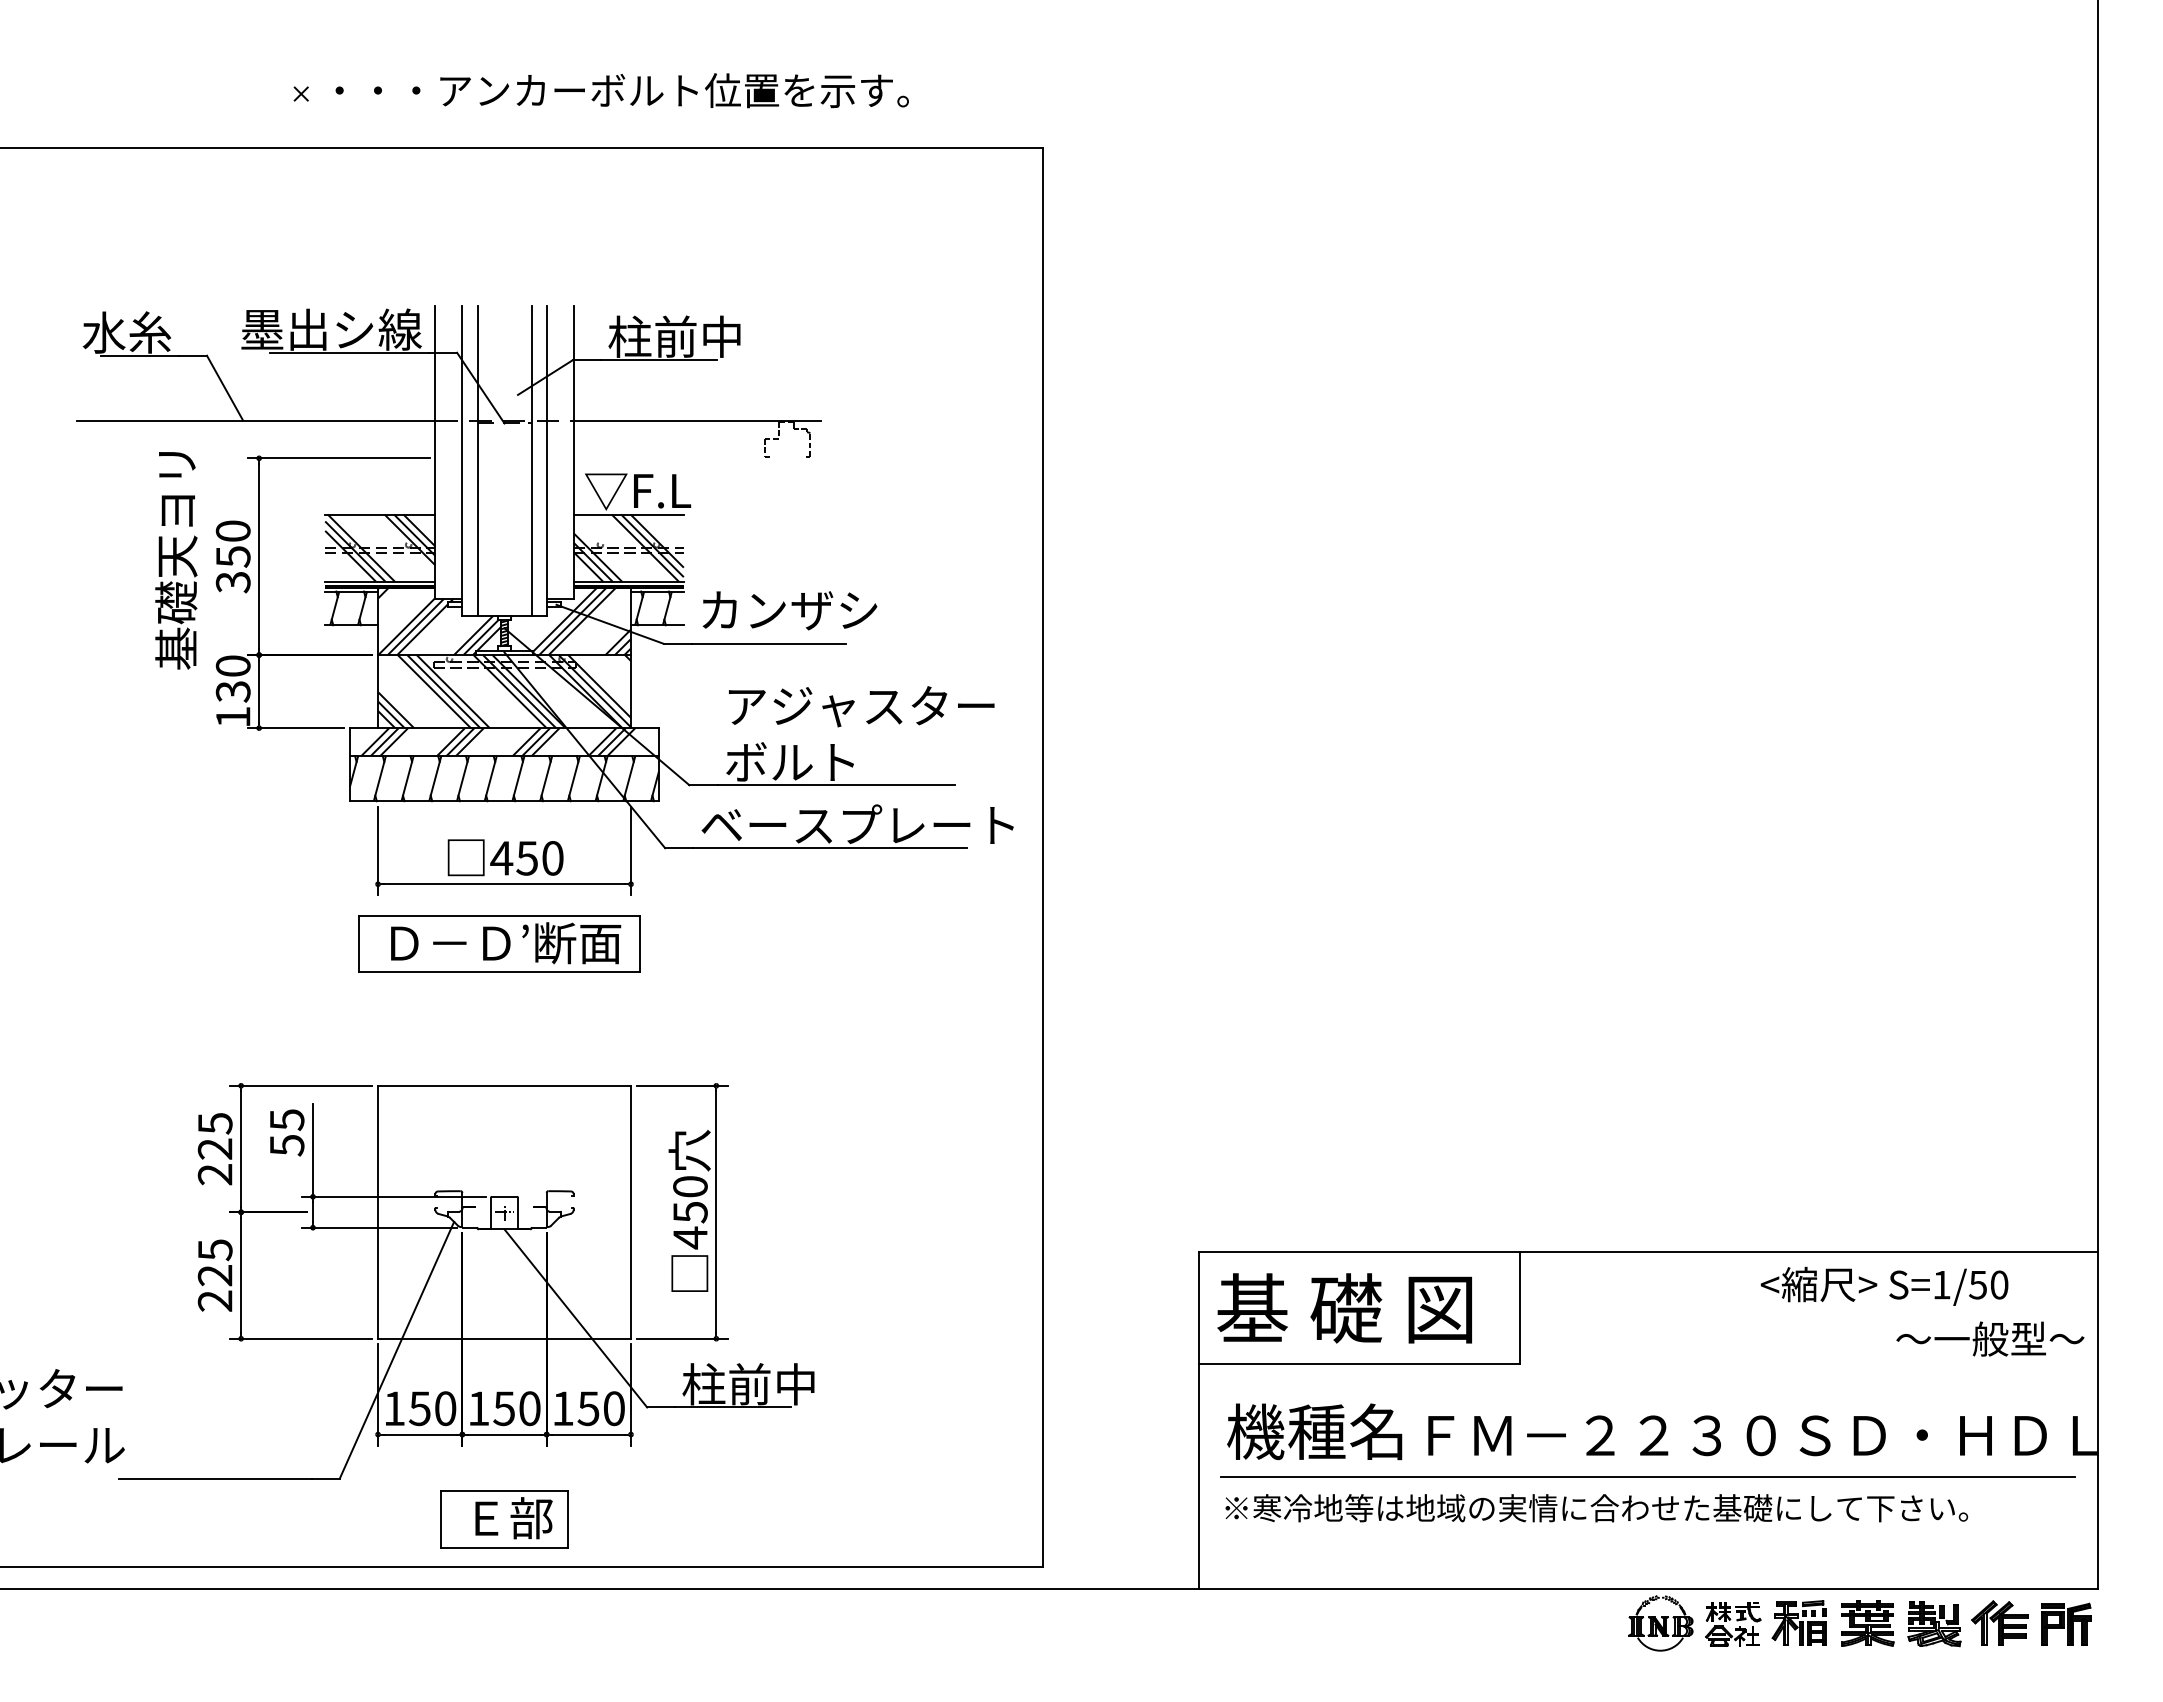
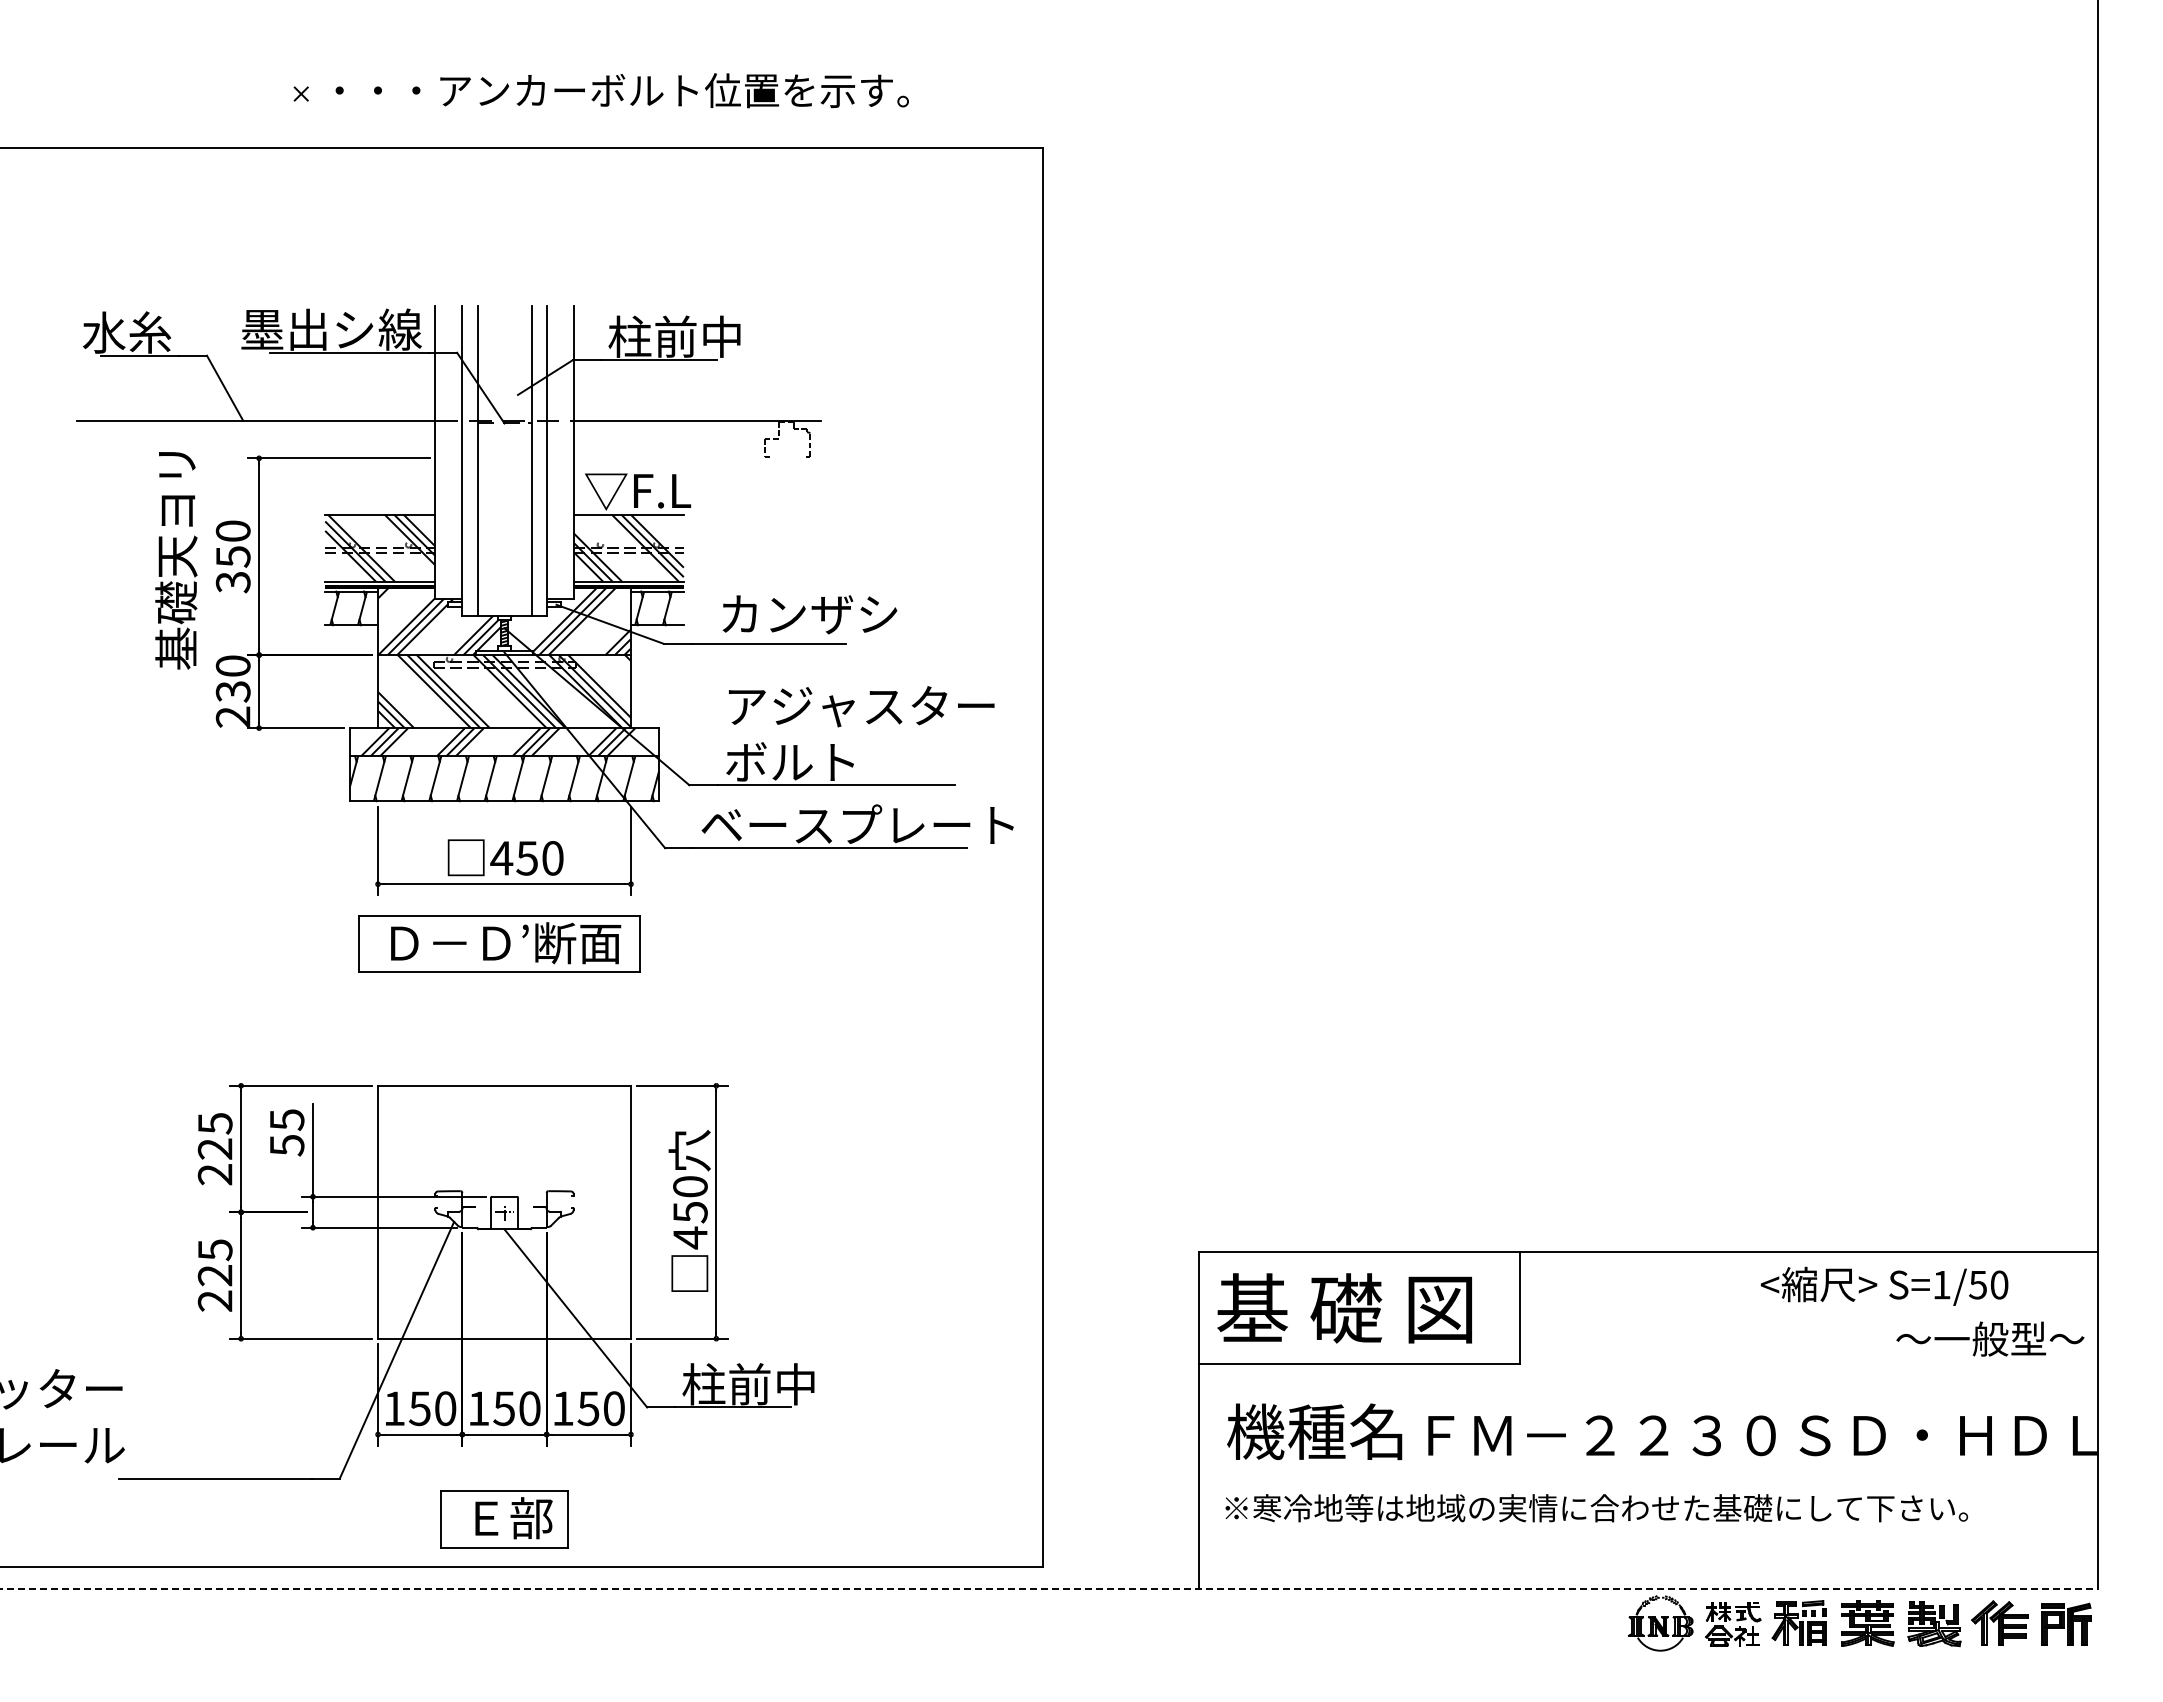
text position: (789, 610) -> (809, 614) (809, 614)
text: 130 -> 230 (232, 716)
line: present -> none (1647, 1476)
line: solid -> dashed (1049, 1589)
